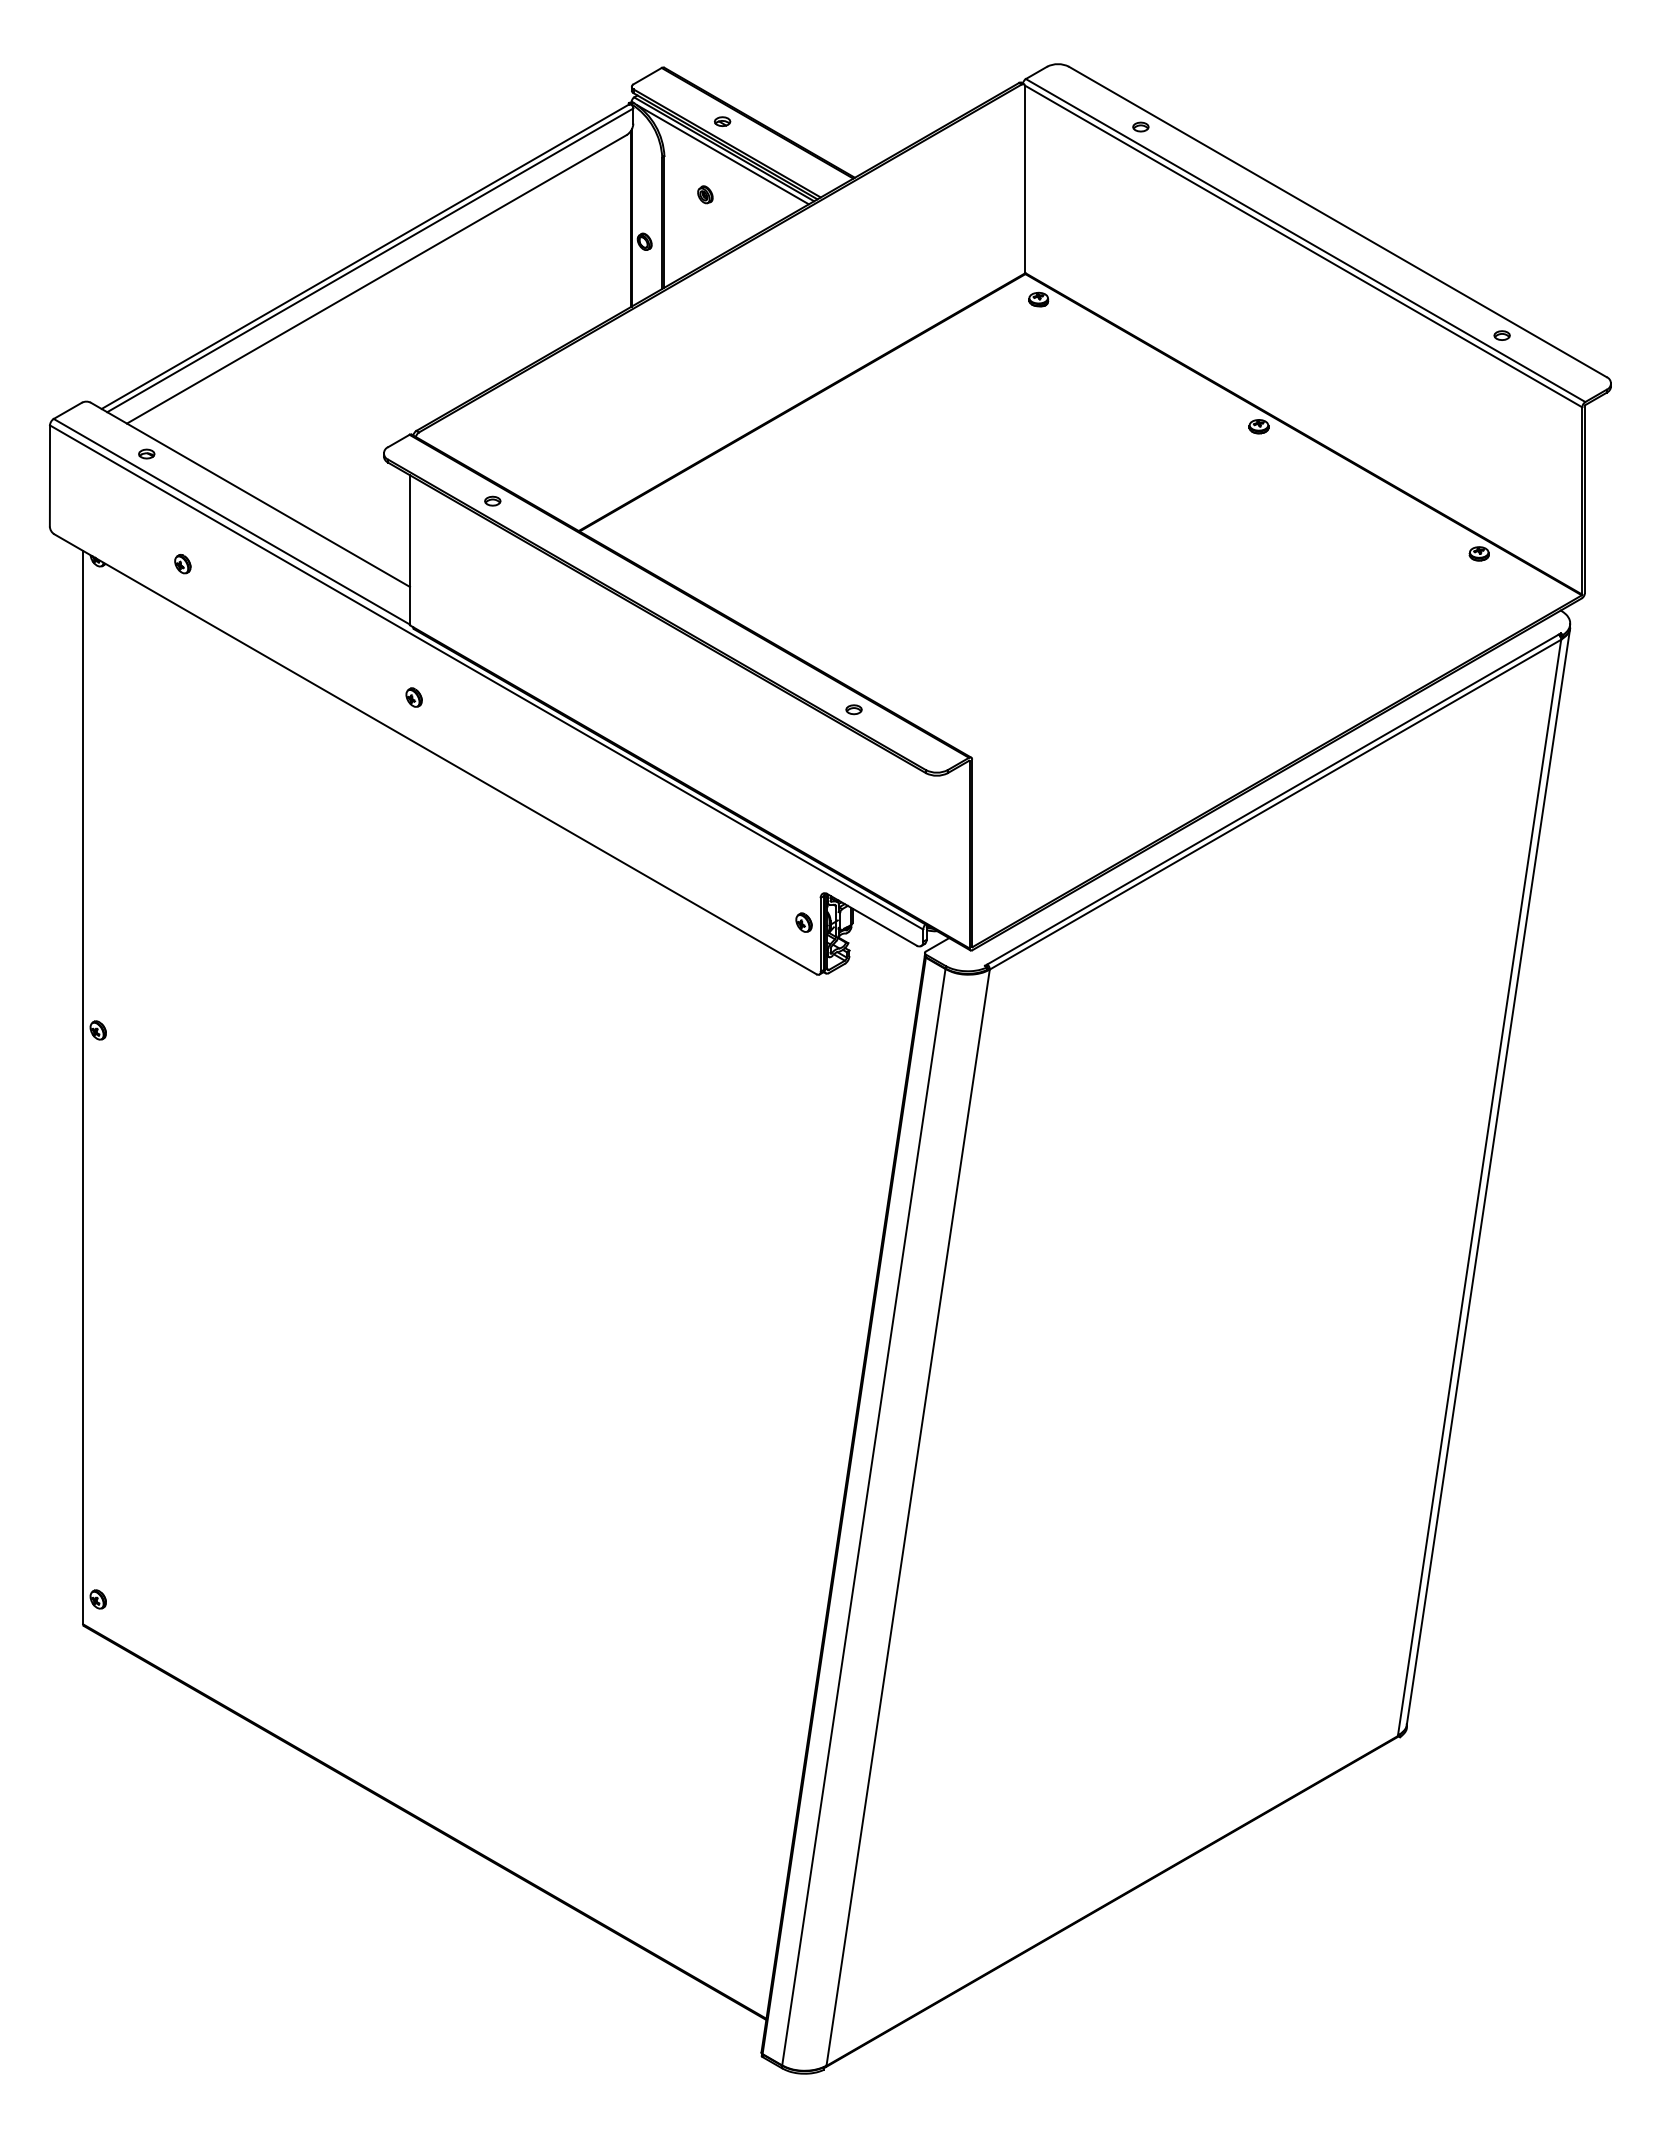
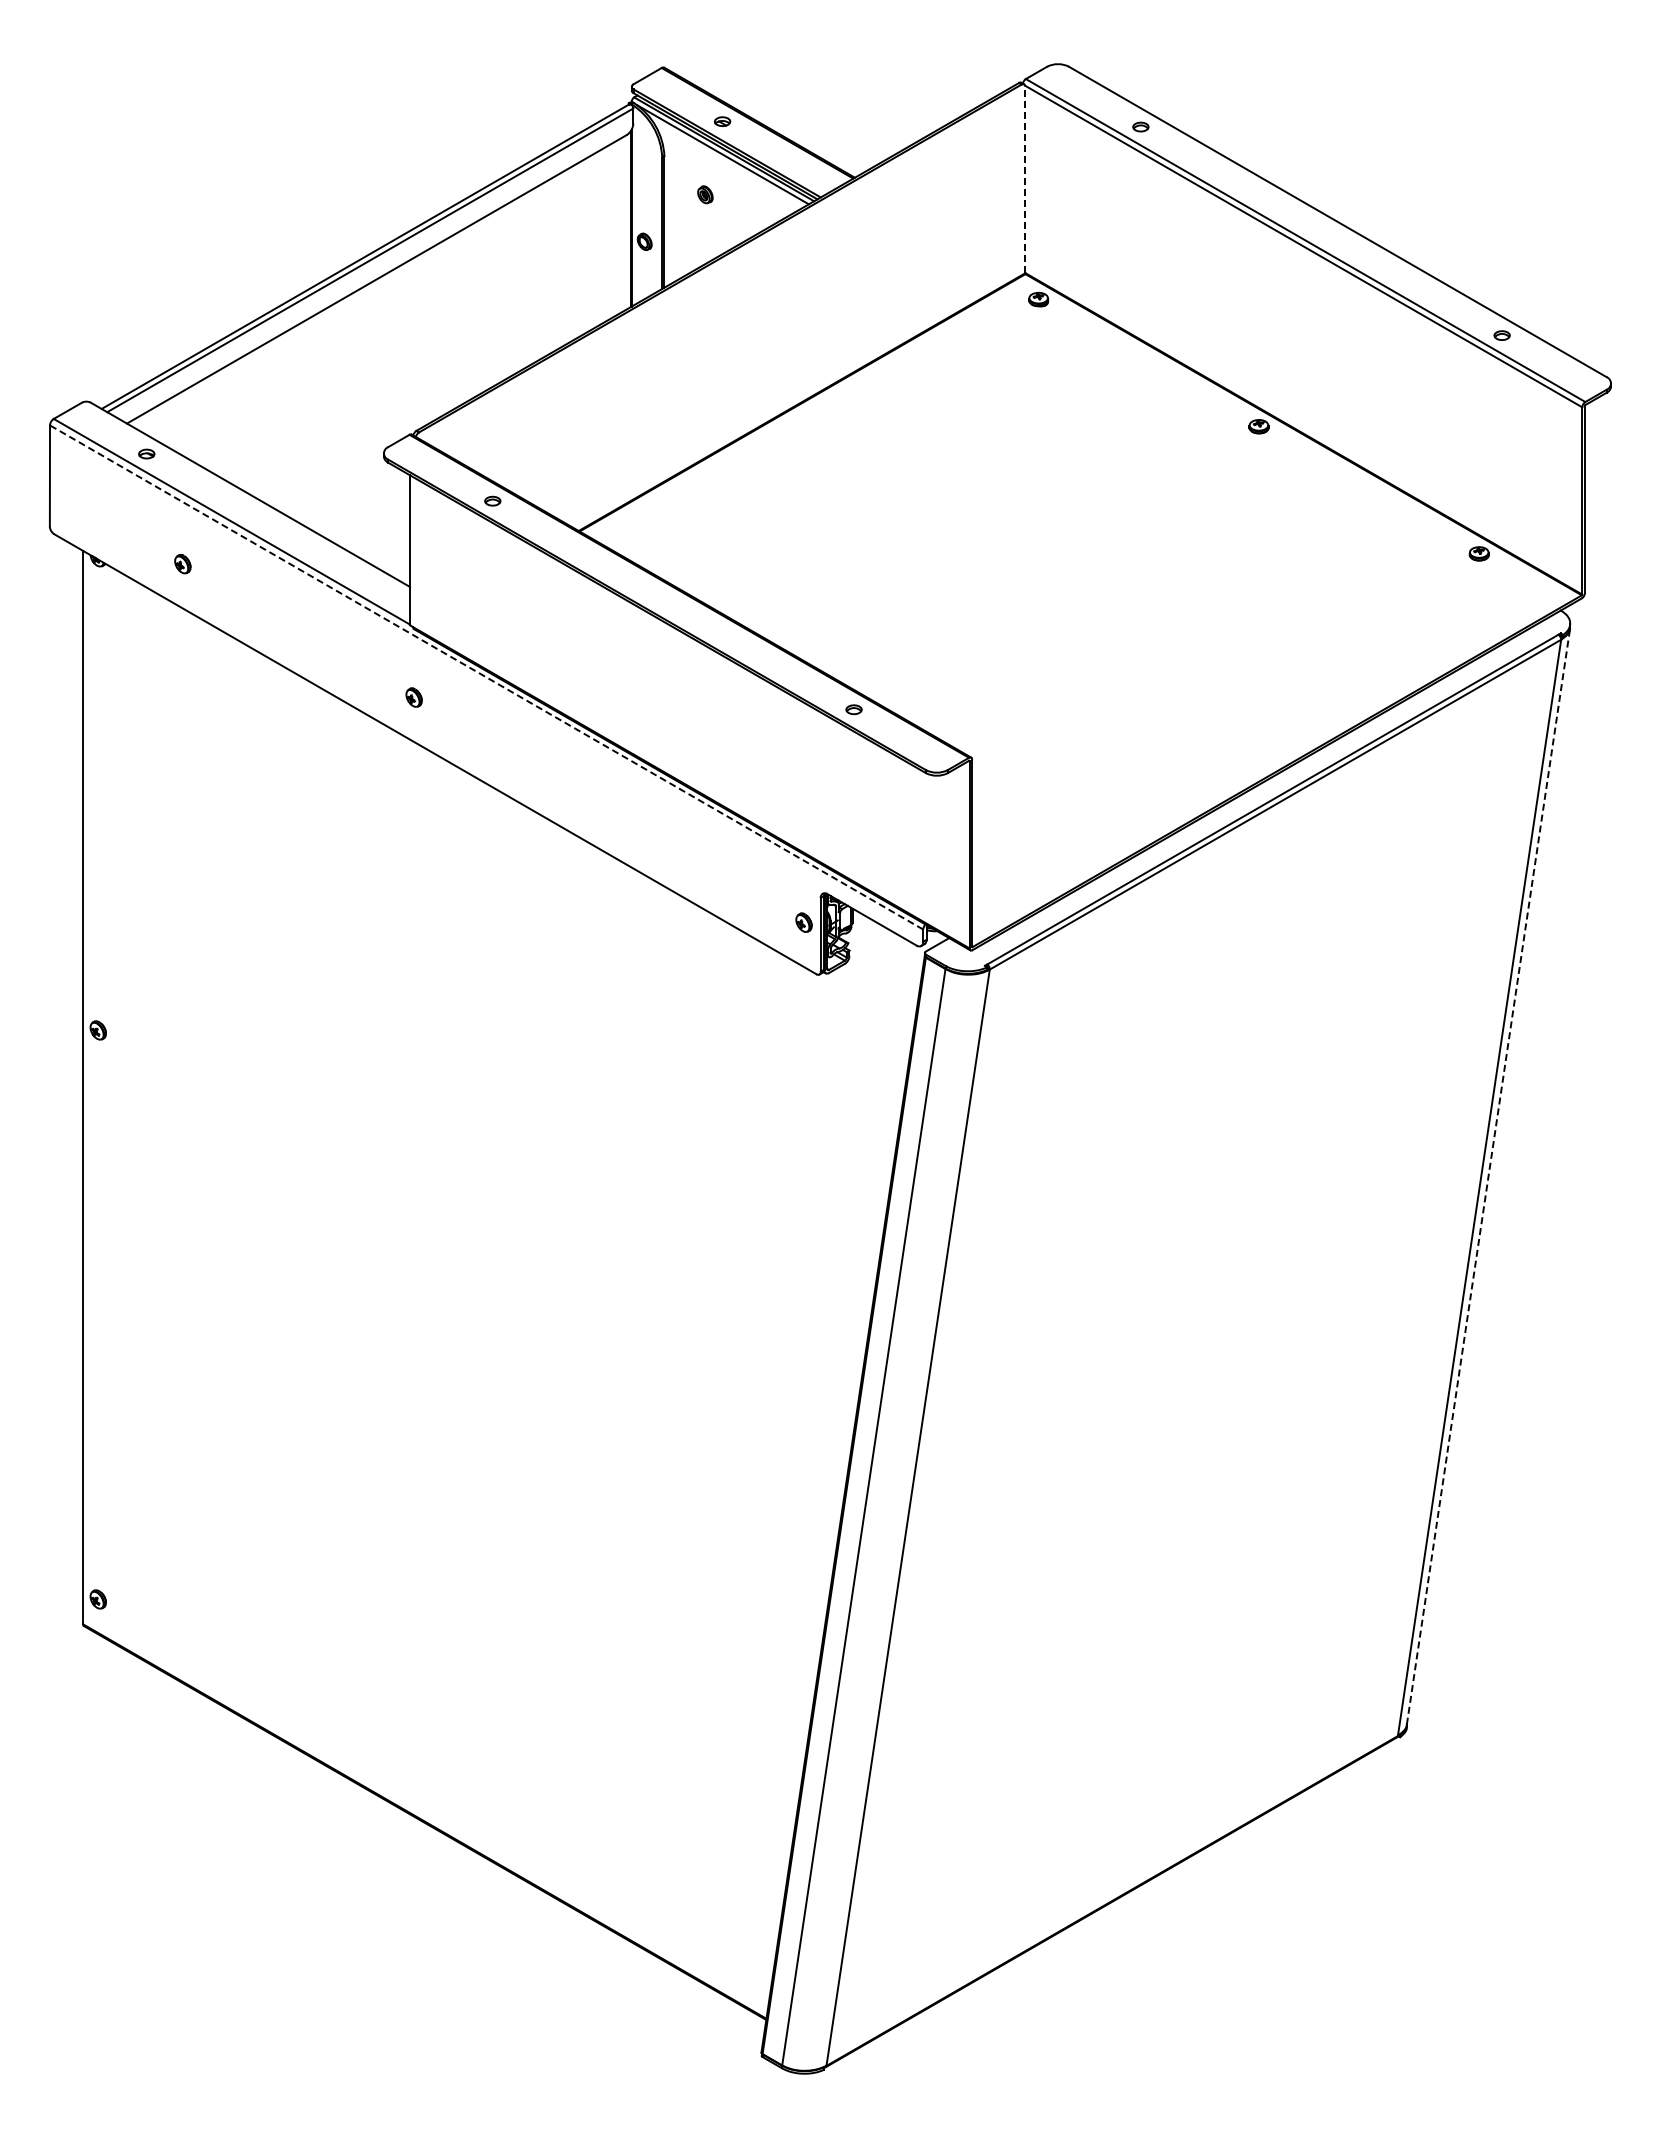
line: solid -> dashed (1025, 179)
line: solid -> dashed (486, 677)
line: solid -> dashed (1488, 1176)
